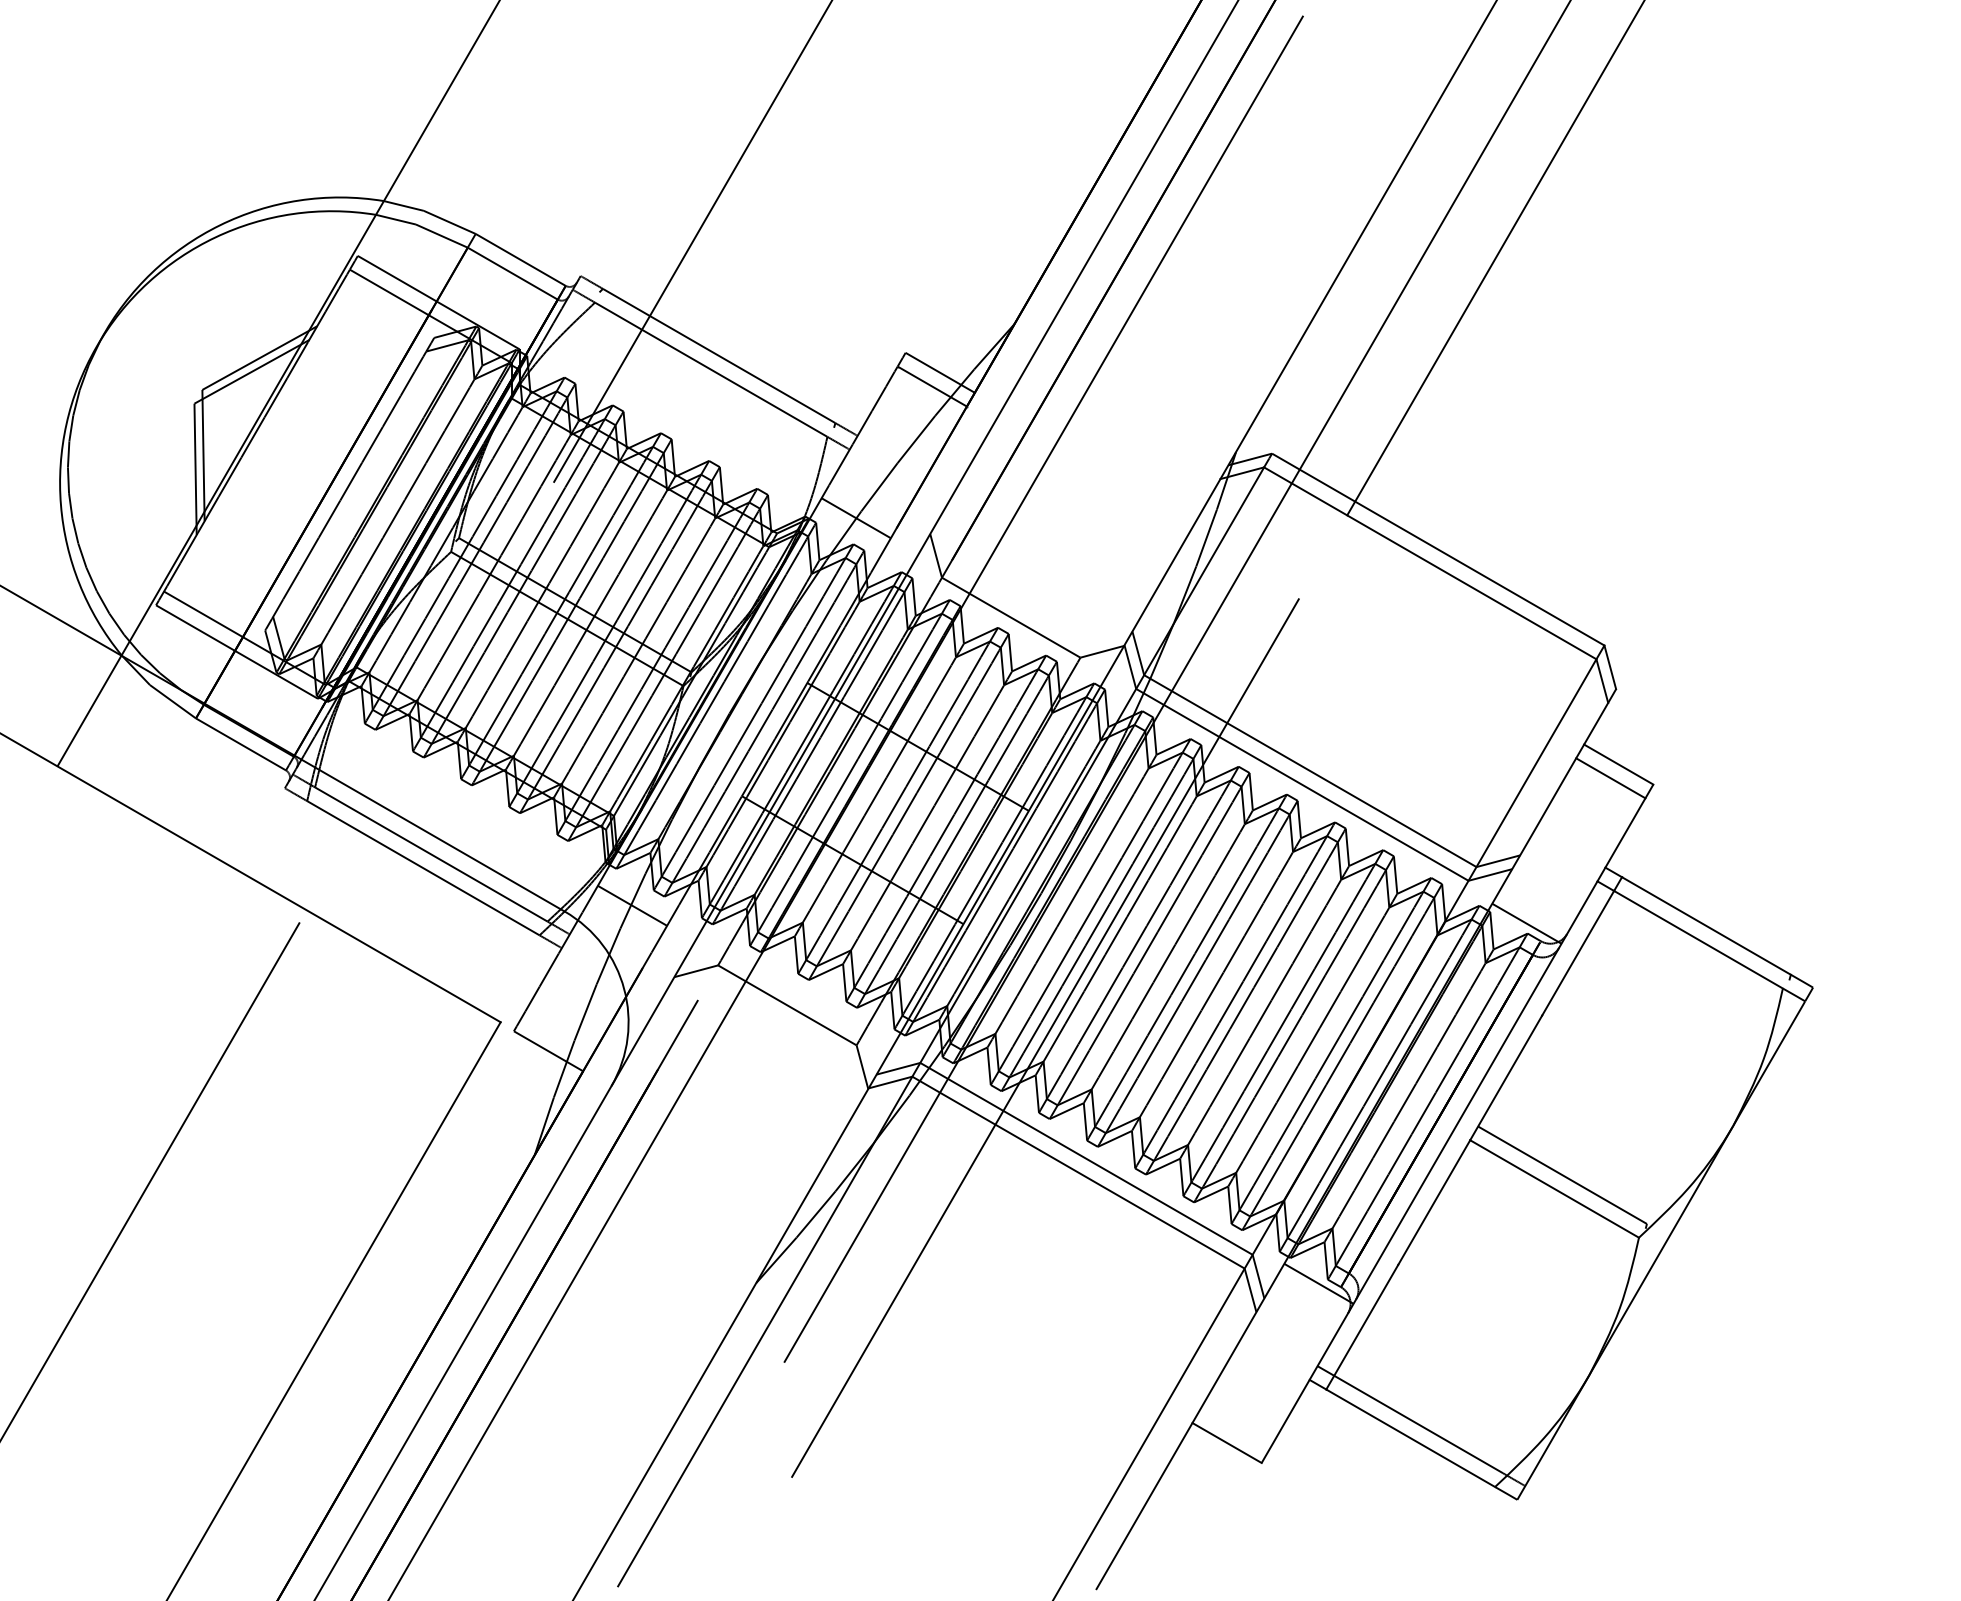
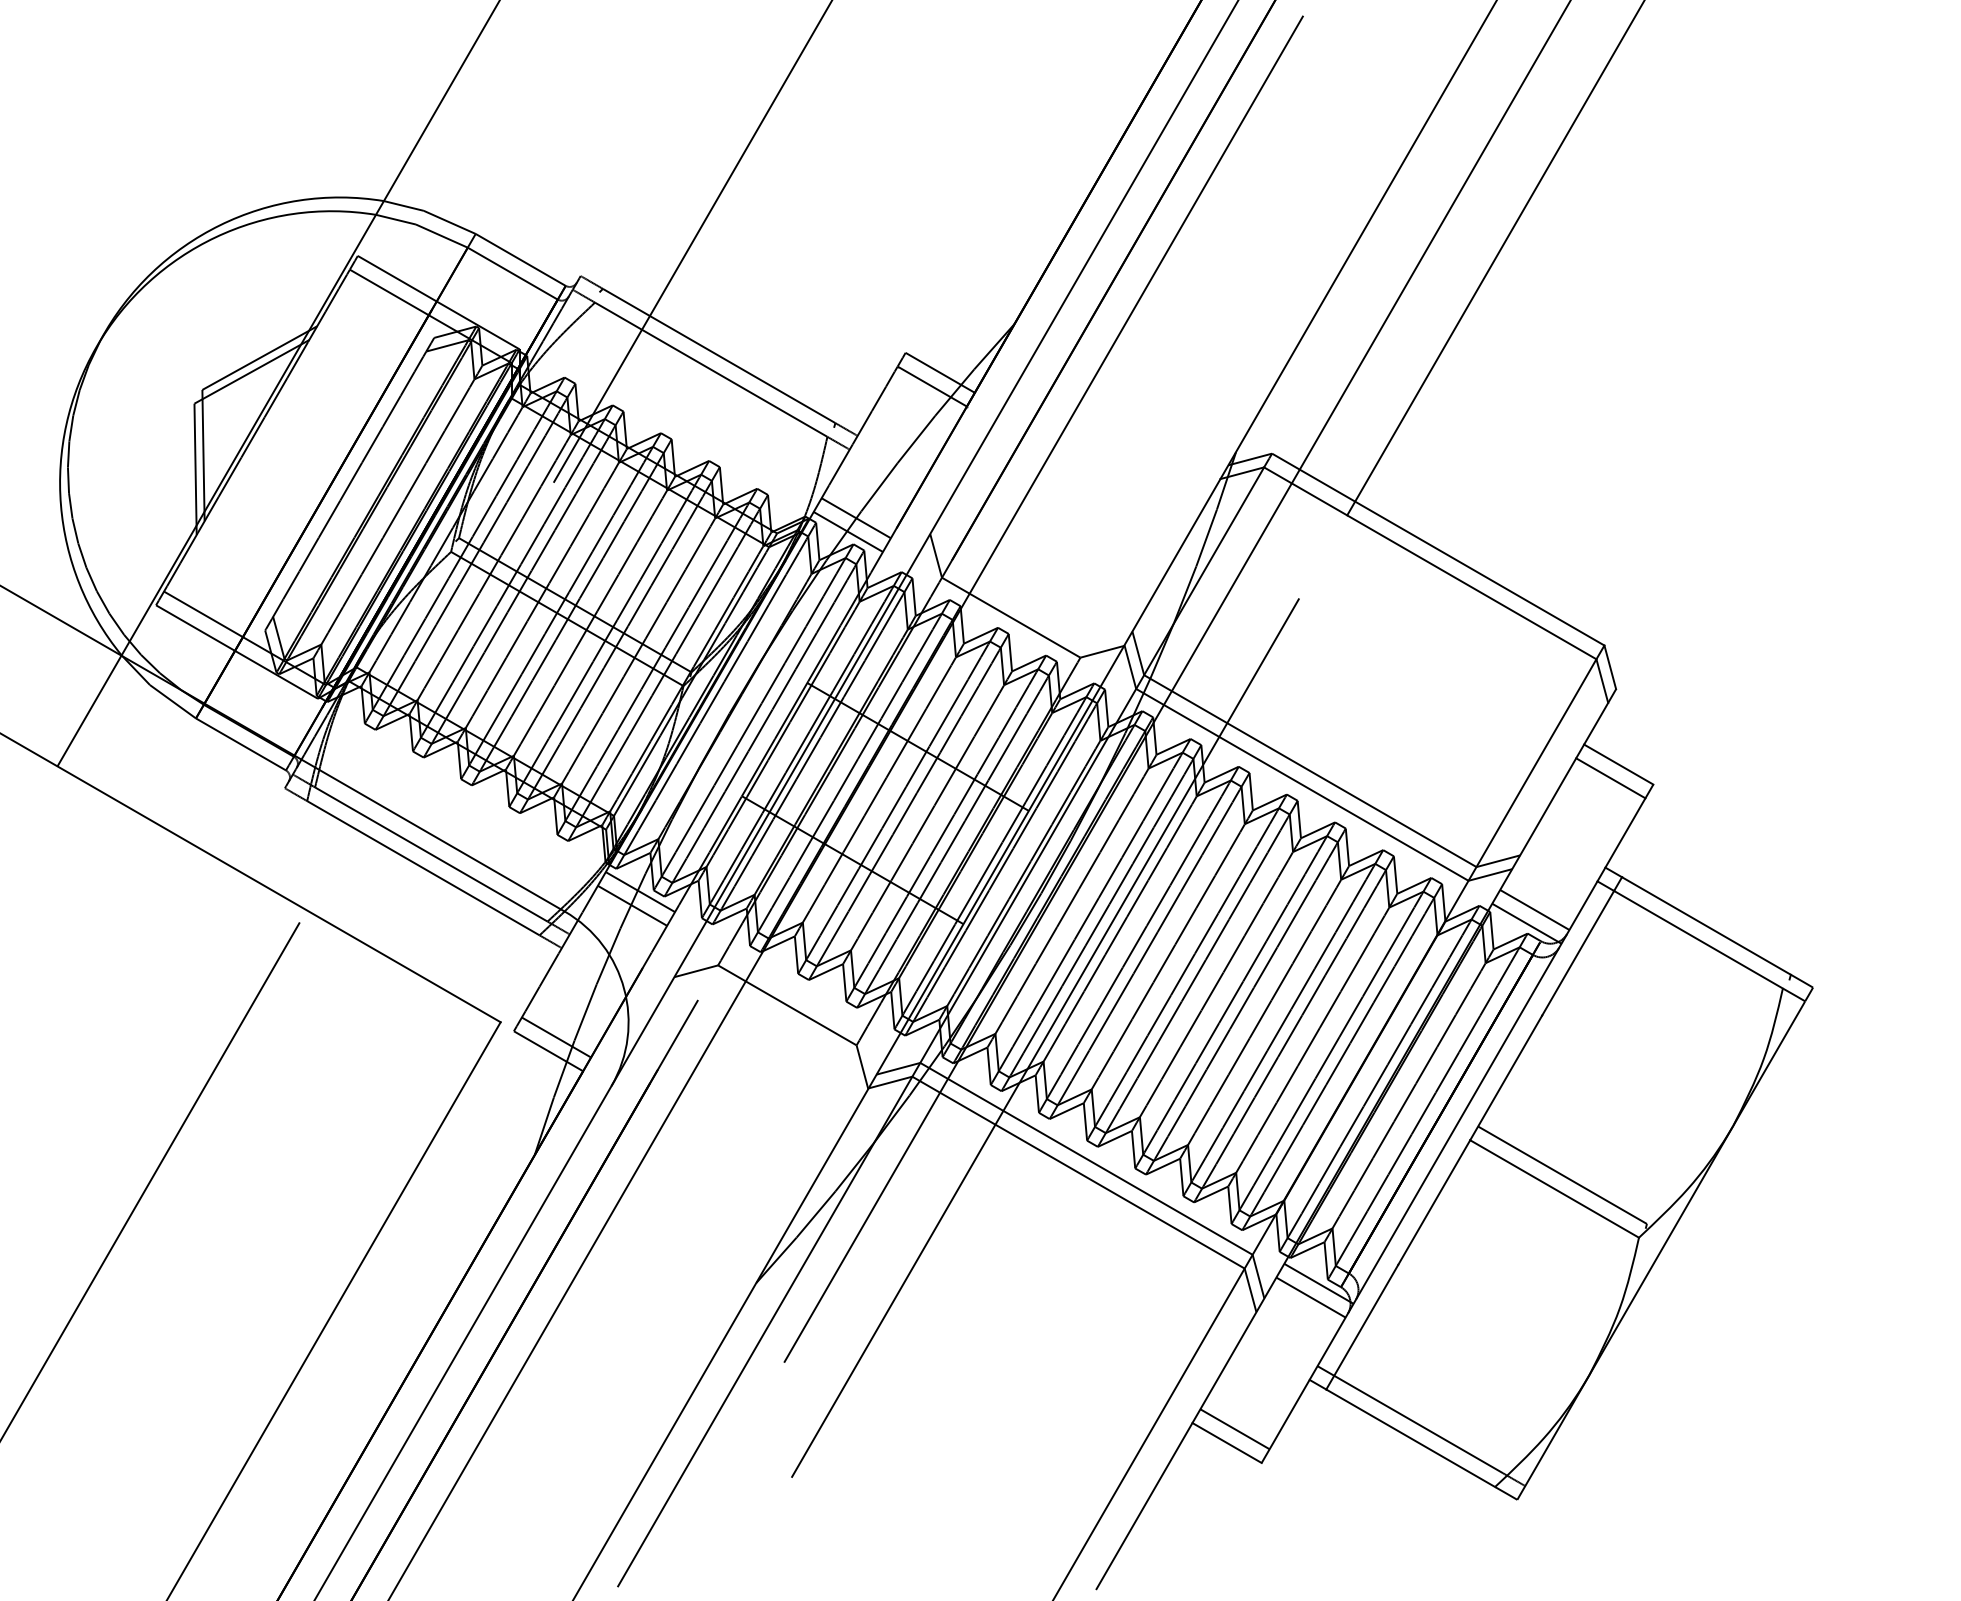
line: none -> present (847, 531)
line: none -> present (640, 892)
line: none -> present (1534, 909)
line: none -> present (556, 1037)
line: none -> present (1310, 1297)
line: none -> present (1234, 1429)
